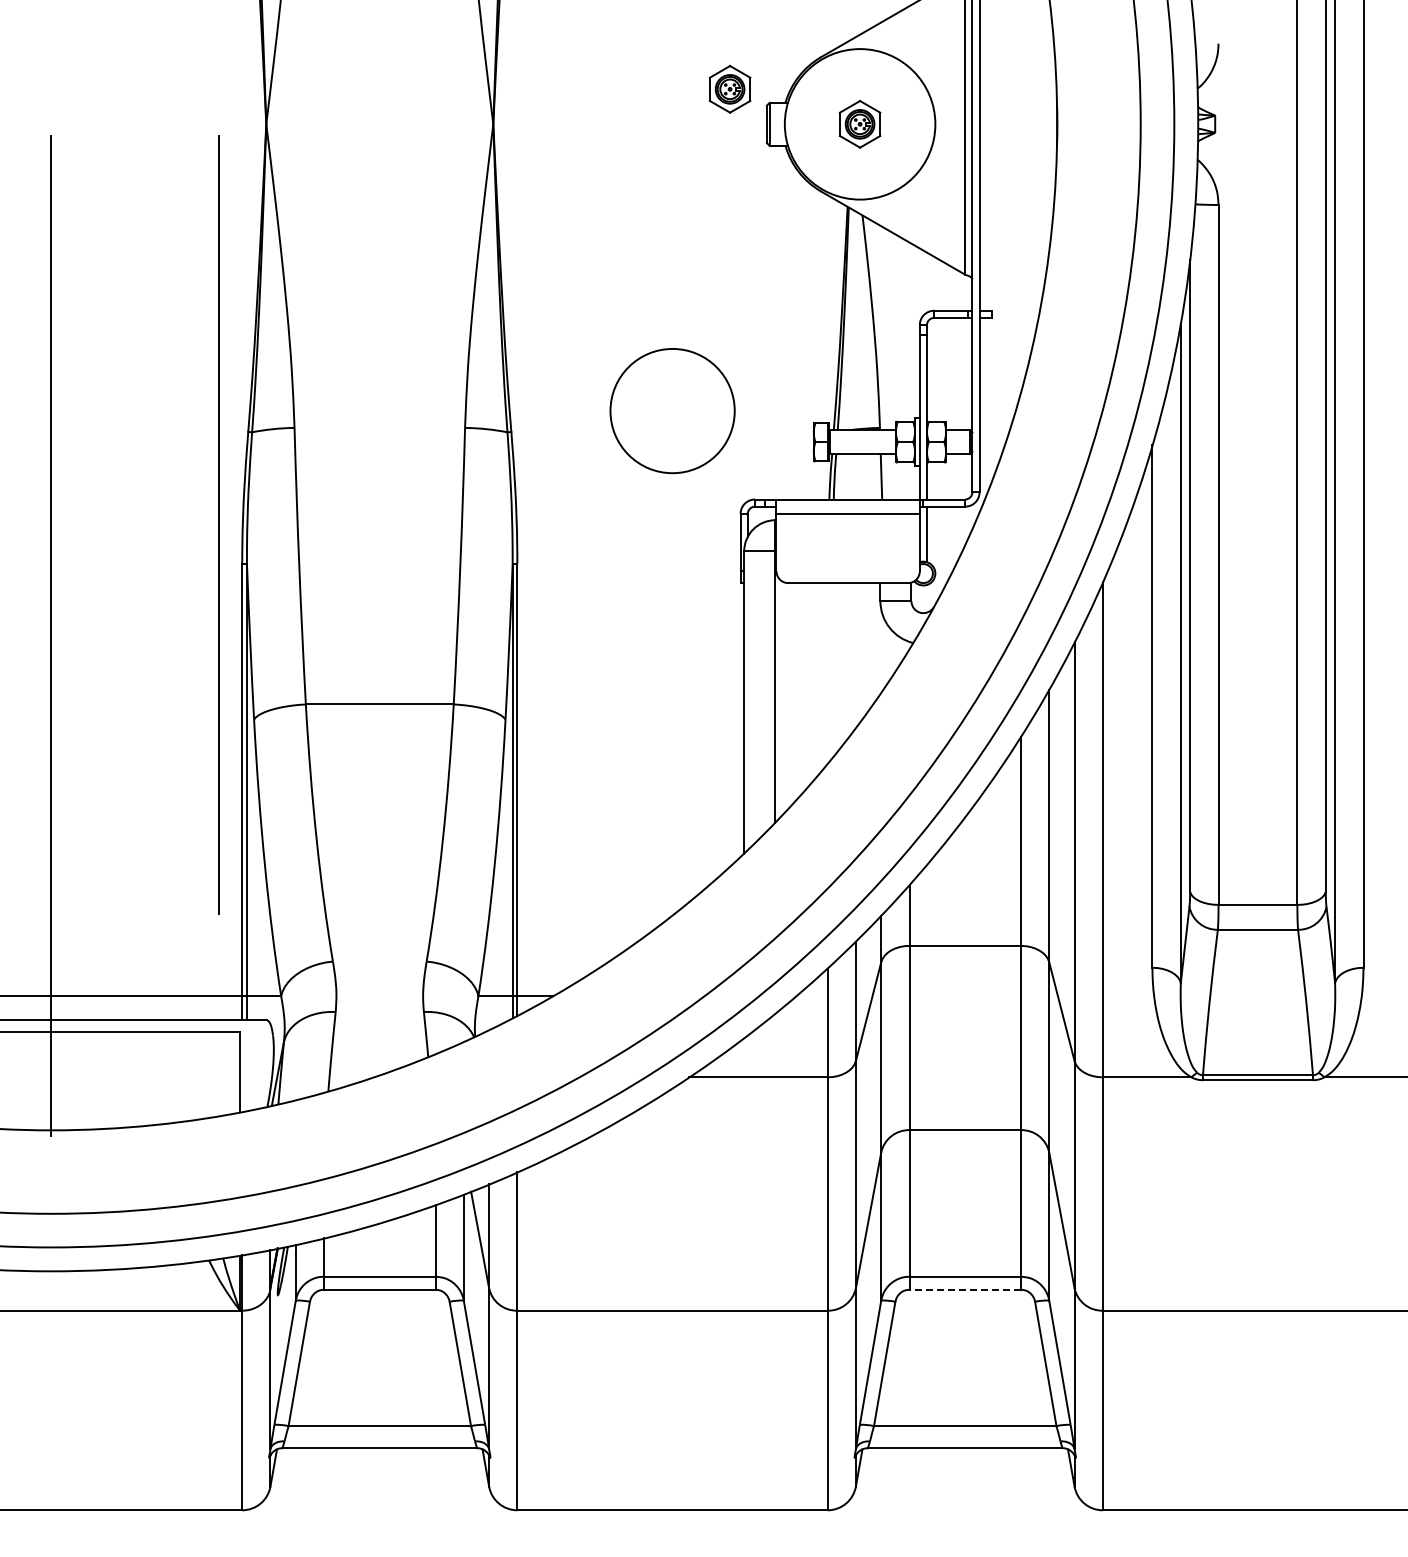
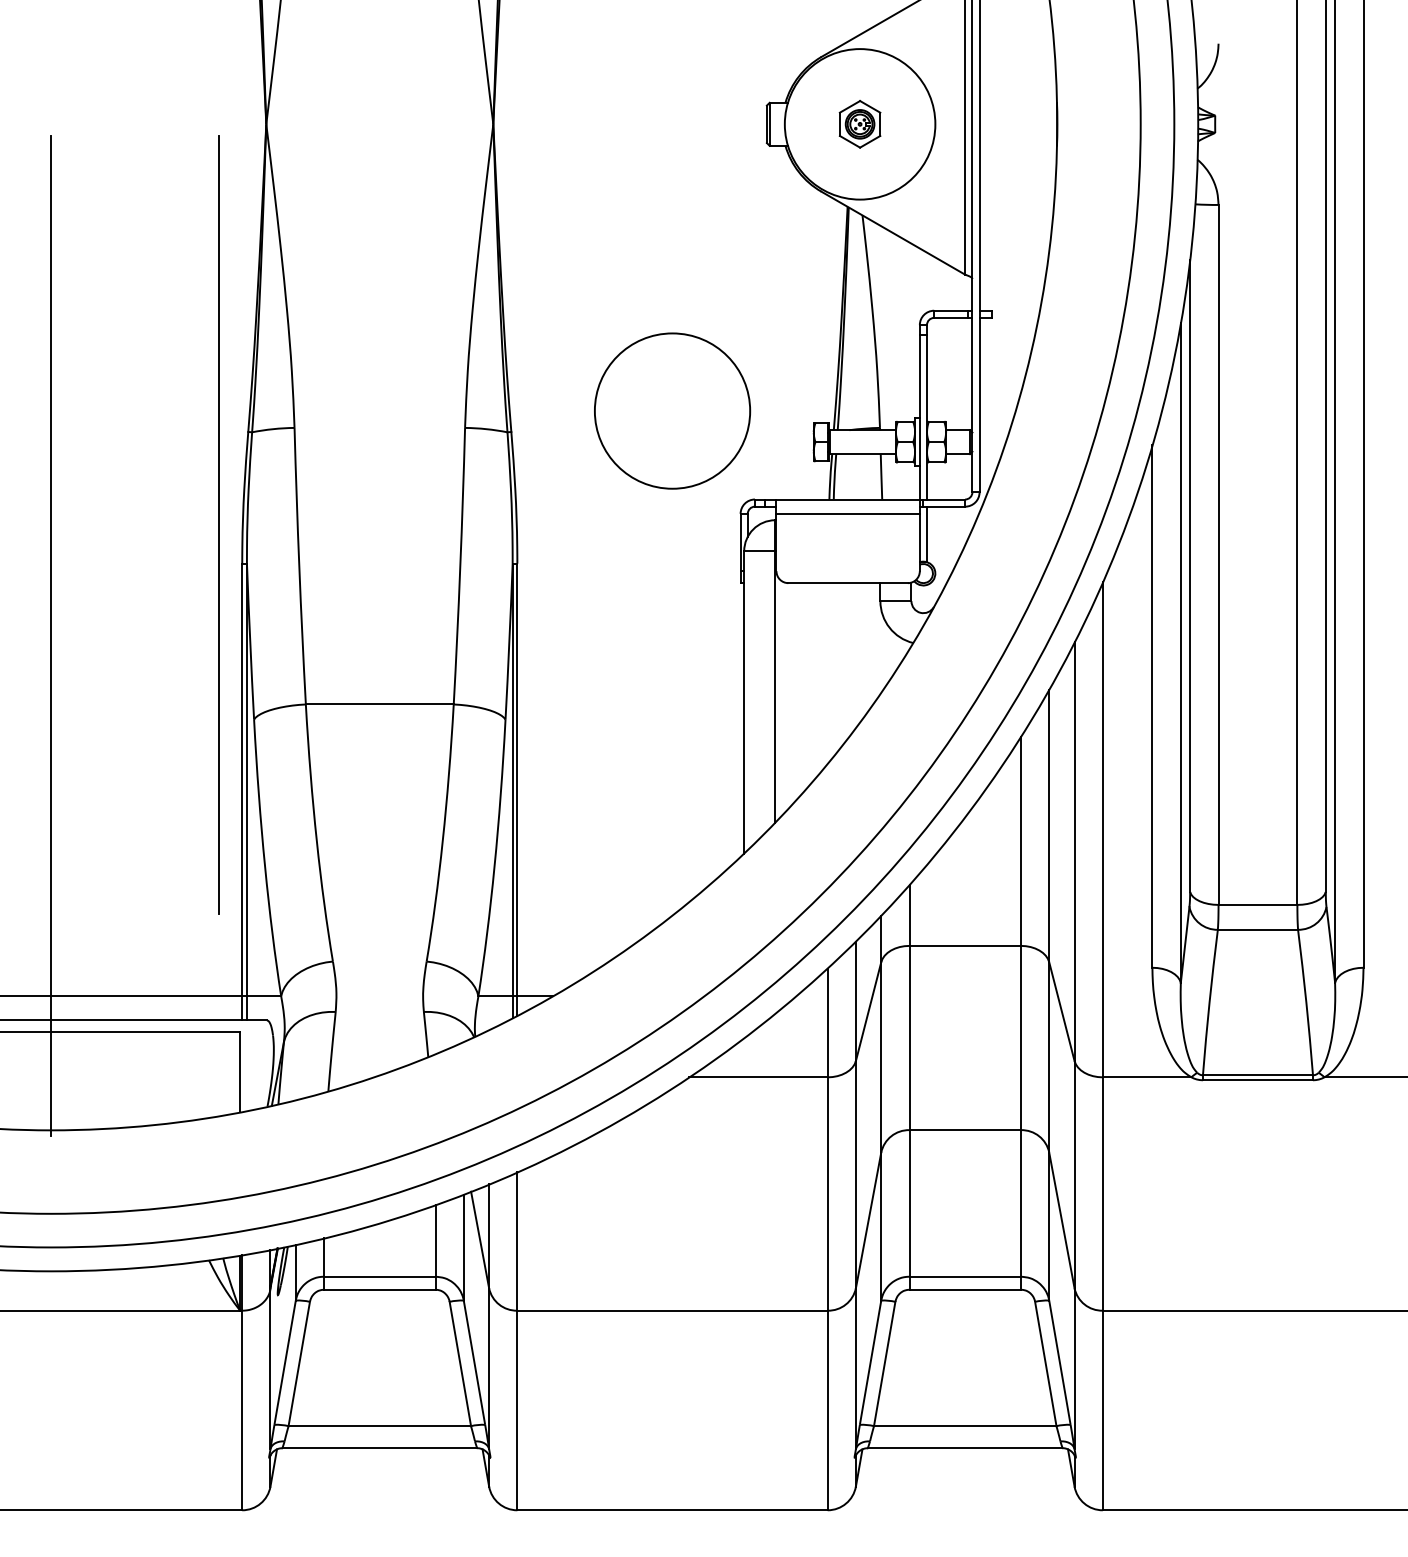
part: present -> none (729, 89)
circle size: 127x127 px -> 158x158 px (672, 410)
line: dashed -> solid (965, 1289)
